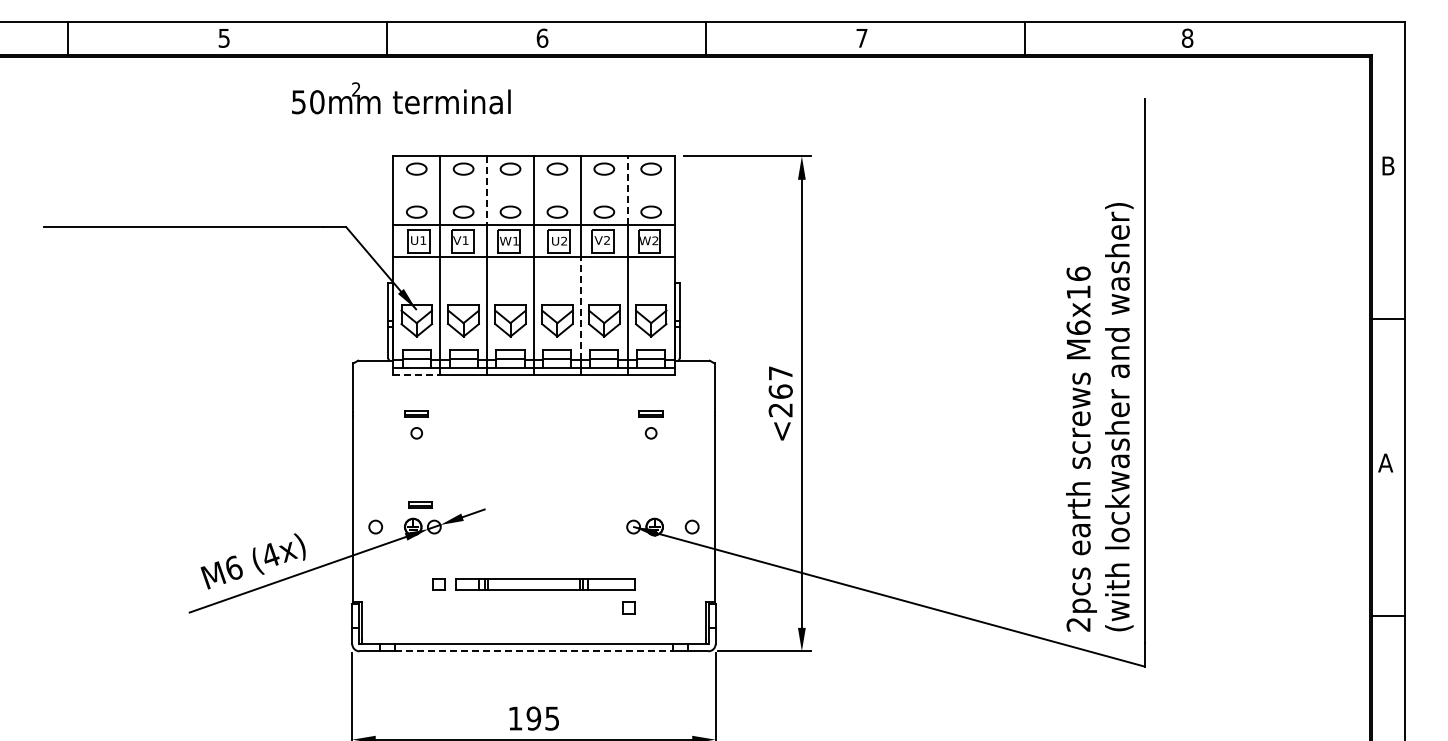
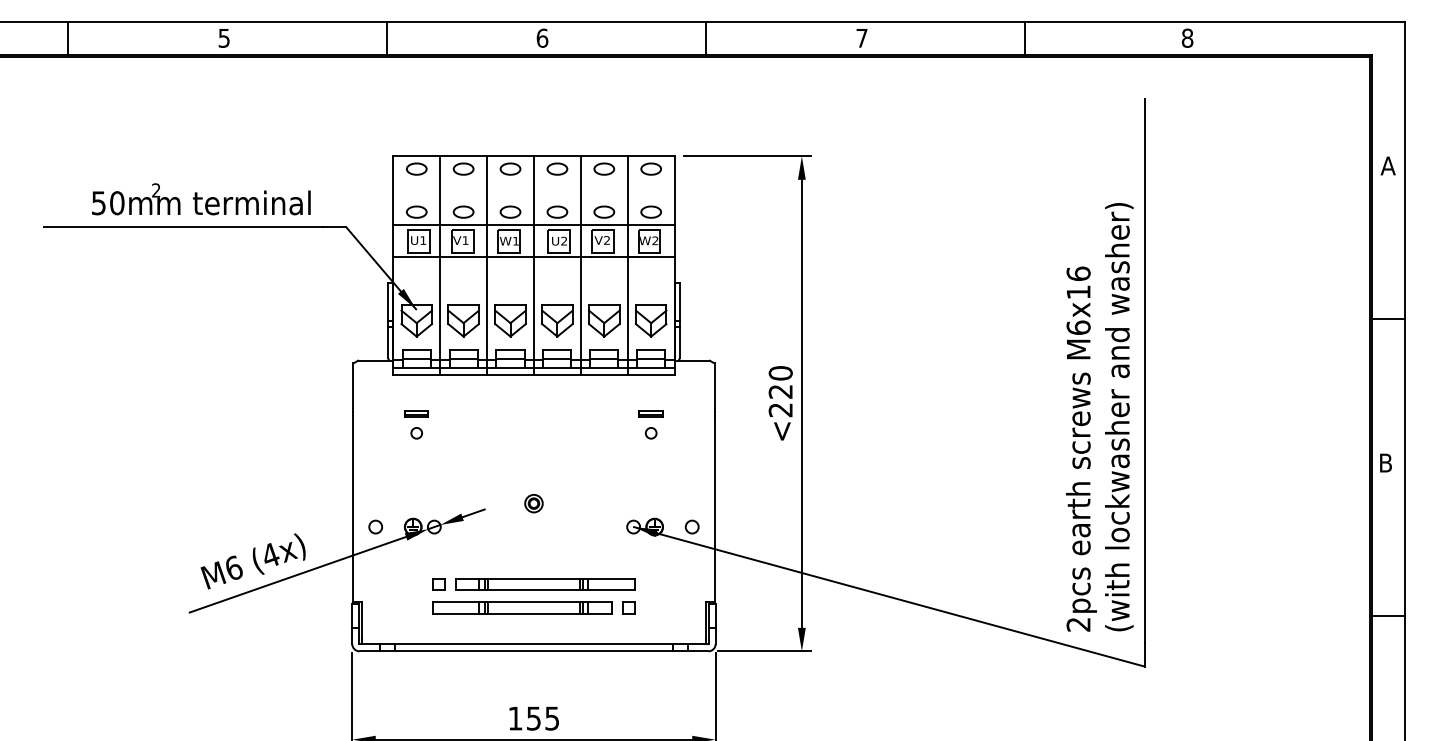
text position: (401, 98) -> (201, 199) (201, 199)
text: B -> A (1387, 165)
line: dashed -> solid (627, 190)
line: dashed -> solid (487, 191)
line: dashed -> solid (580, 307)
line: dashed -> solid (417, 375)
text: <267 -> <220 (780, 382)
text: A -> B (1385, 462)
part: none -> present (533, 503)
part: present -> none (420, 504)
part: none -> present (522, 607)
line: dashed -> solid (533, 651)
text: 195 -> 155 (533, 718)
